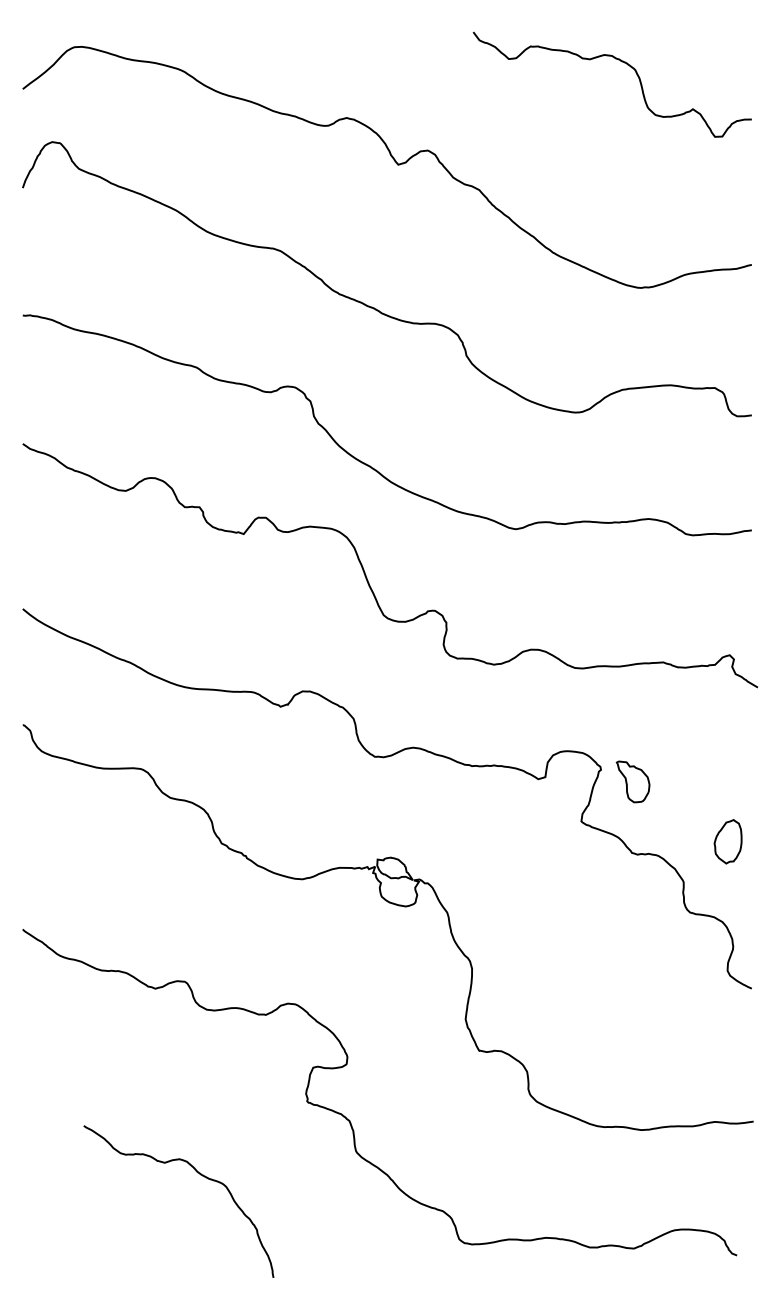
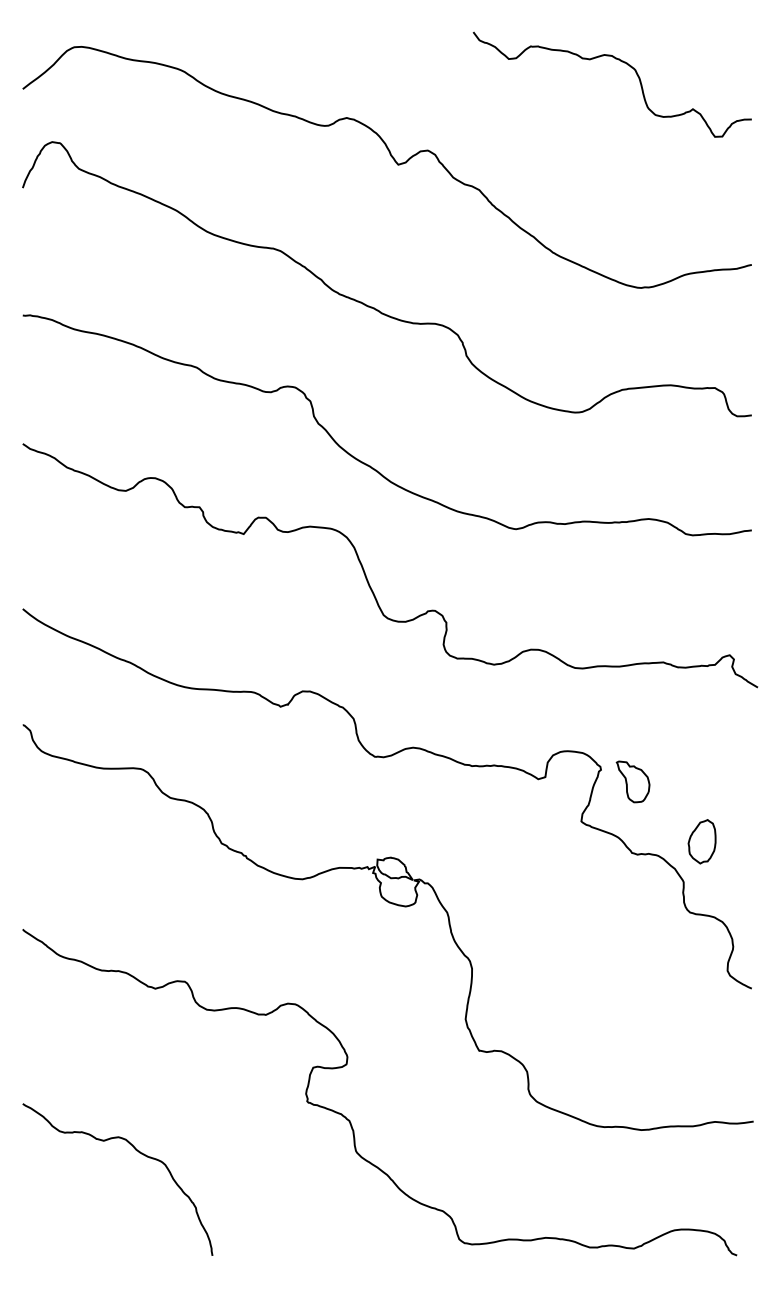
part position: (727, 841) -> (701, 841) (701, 841)
curve position: (200, 1175) -> (139, 1153) (139, 1153)
